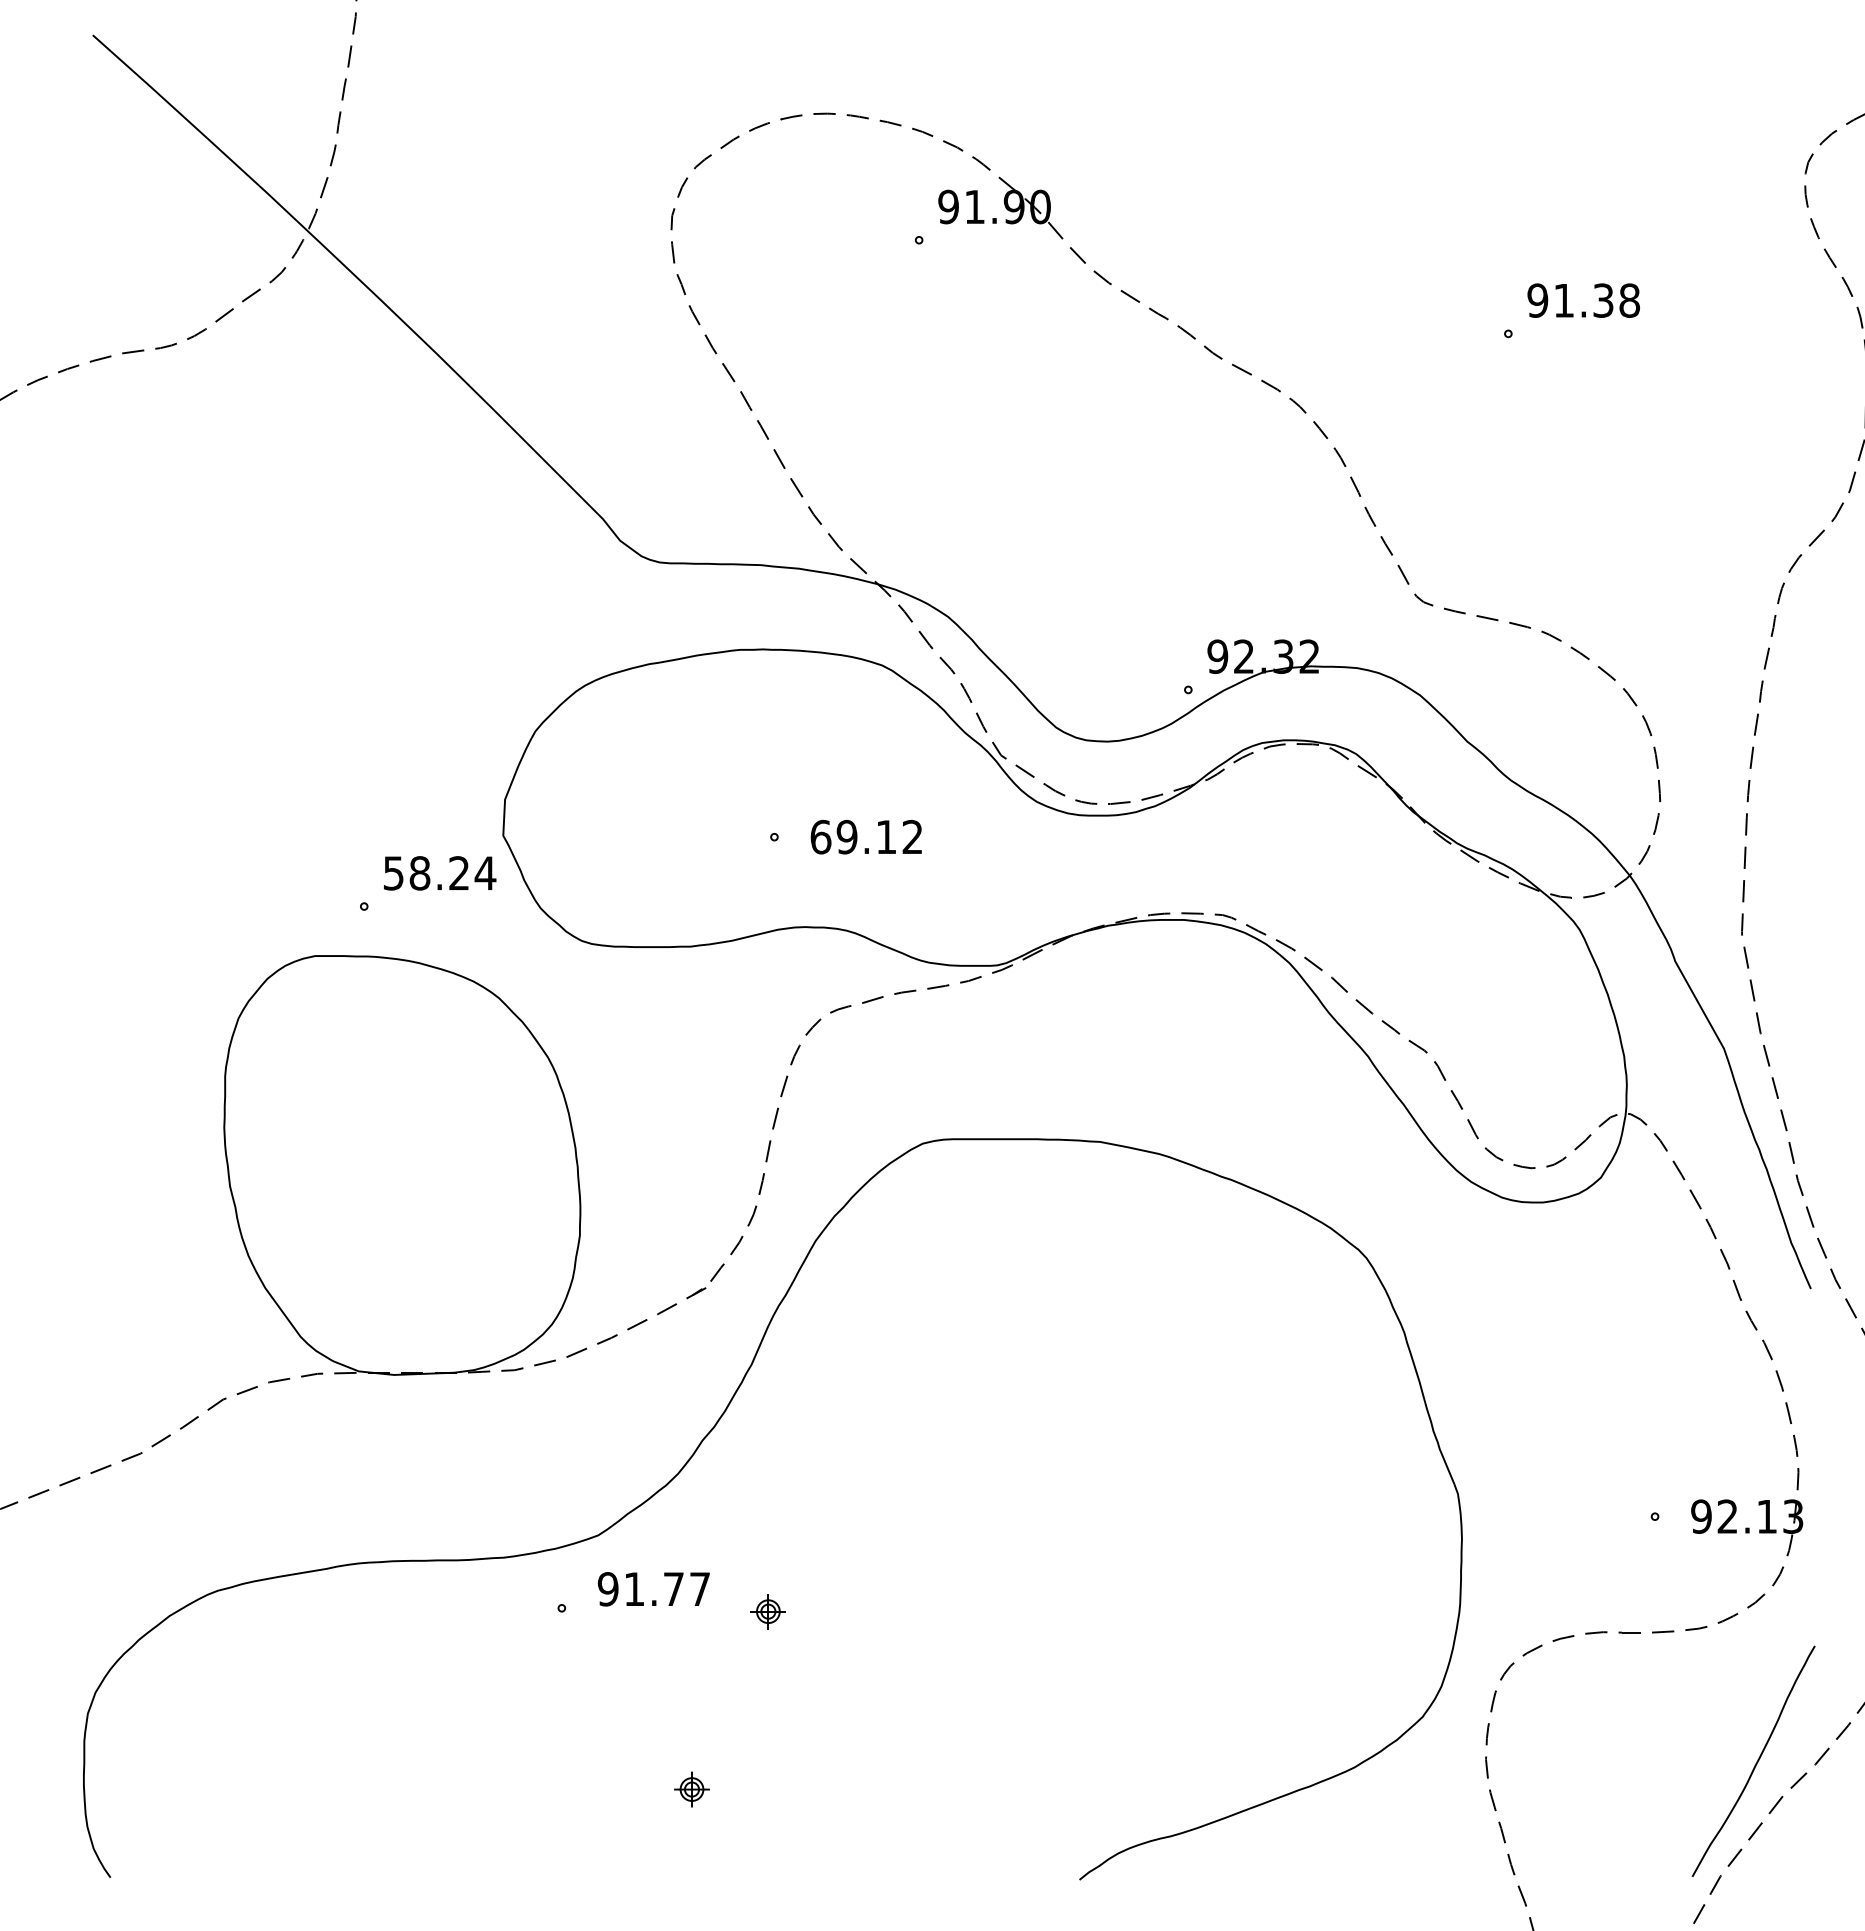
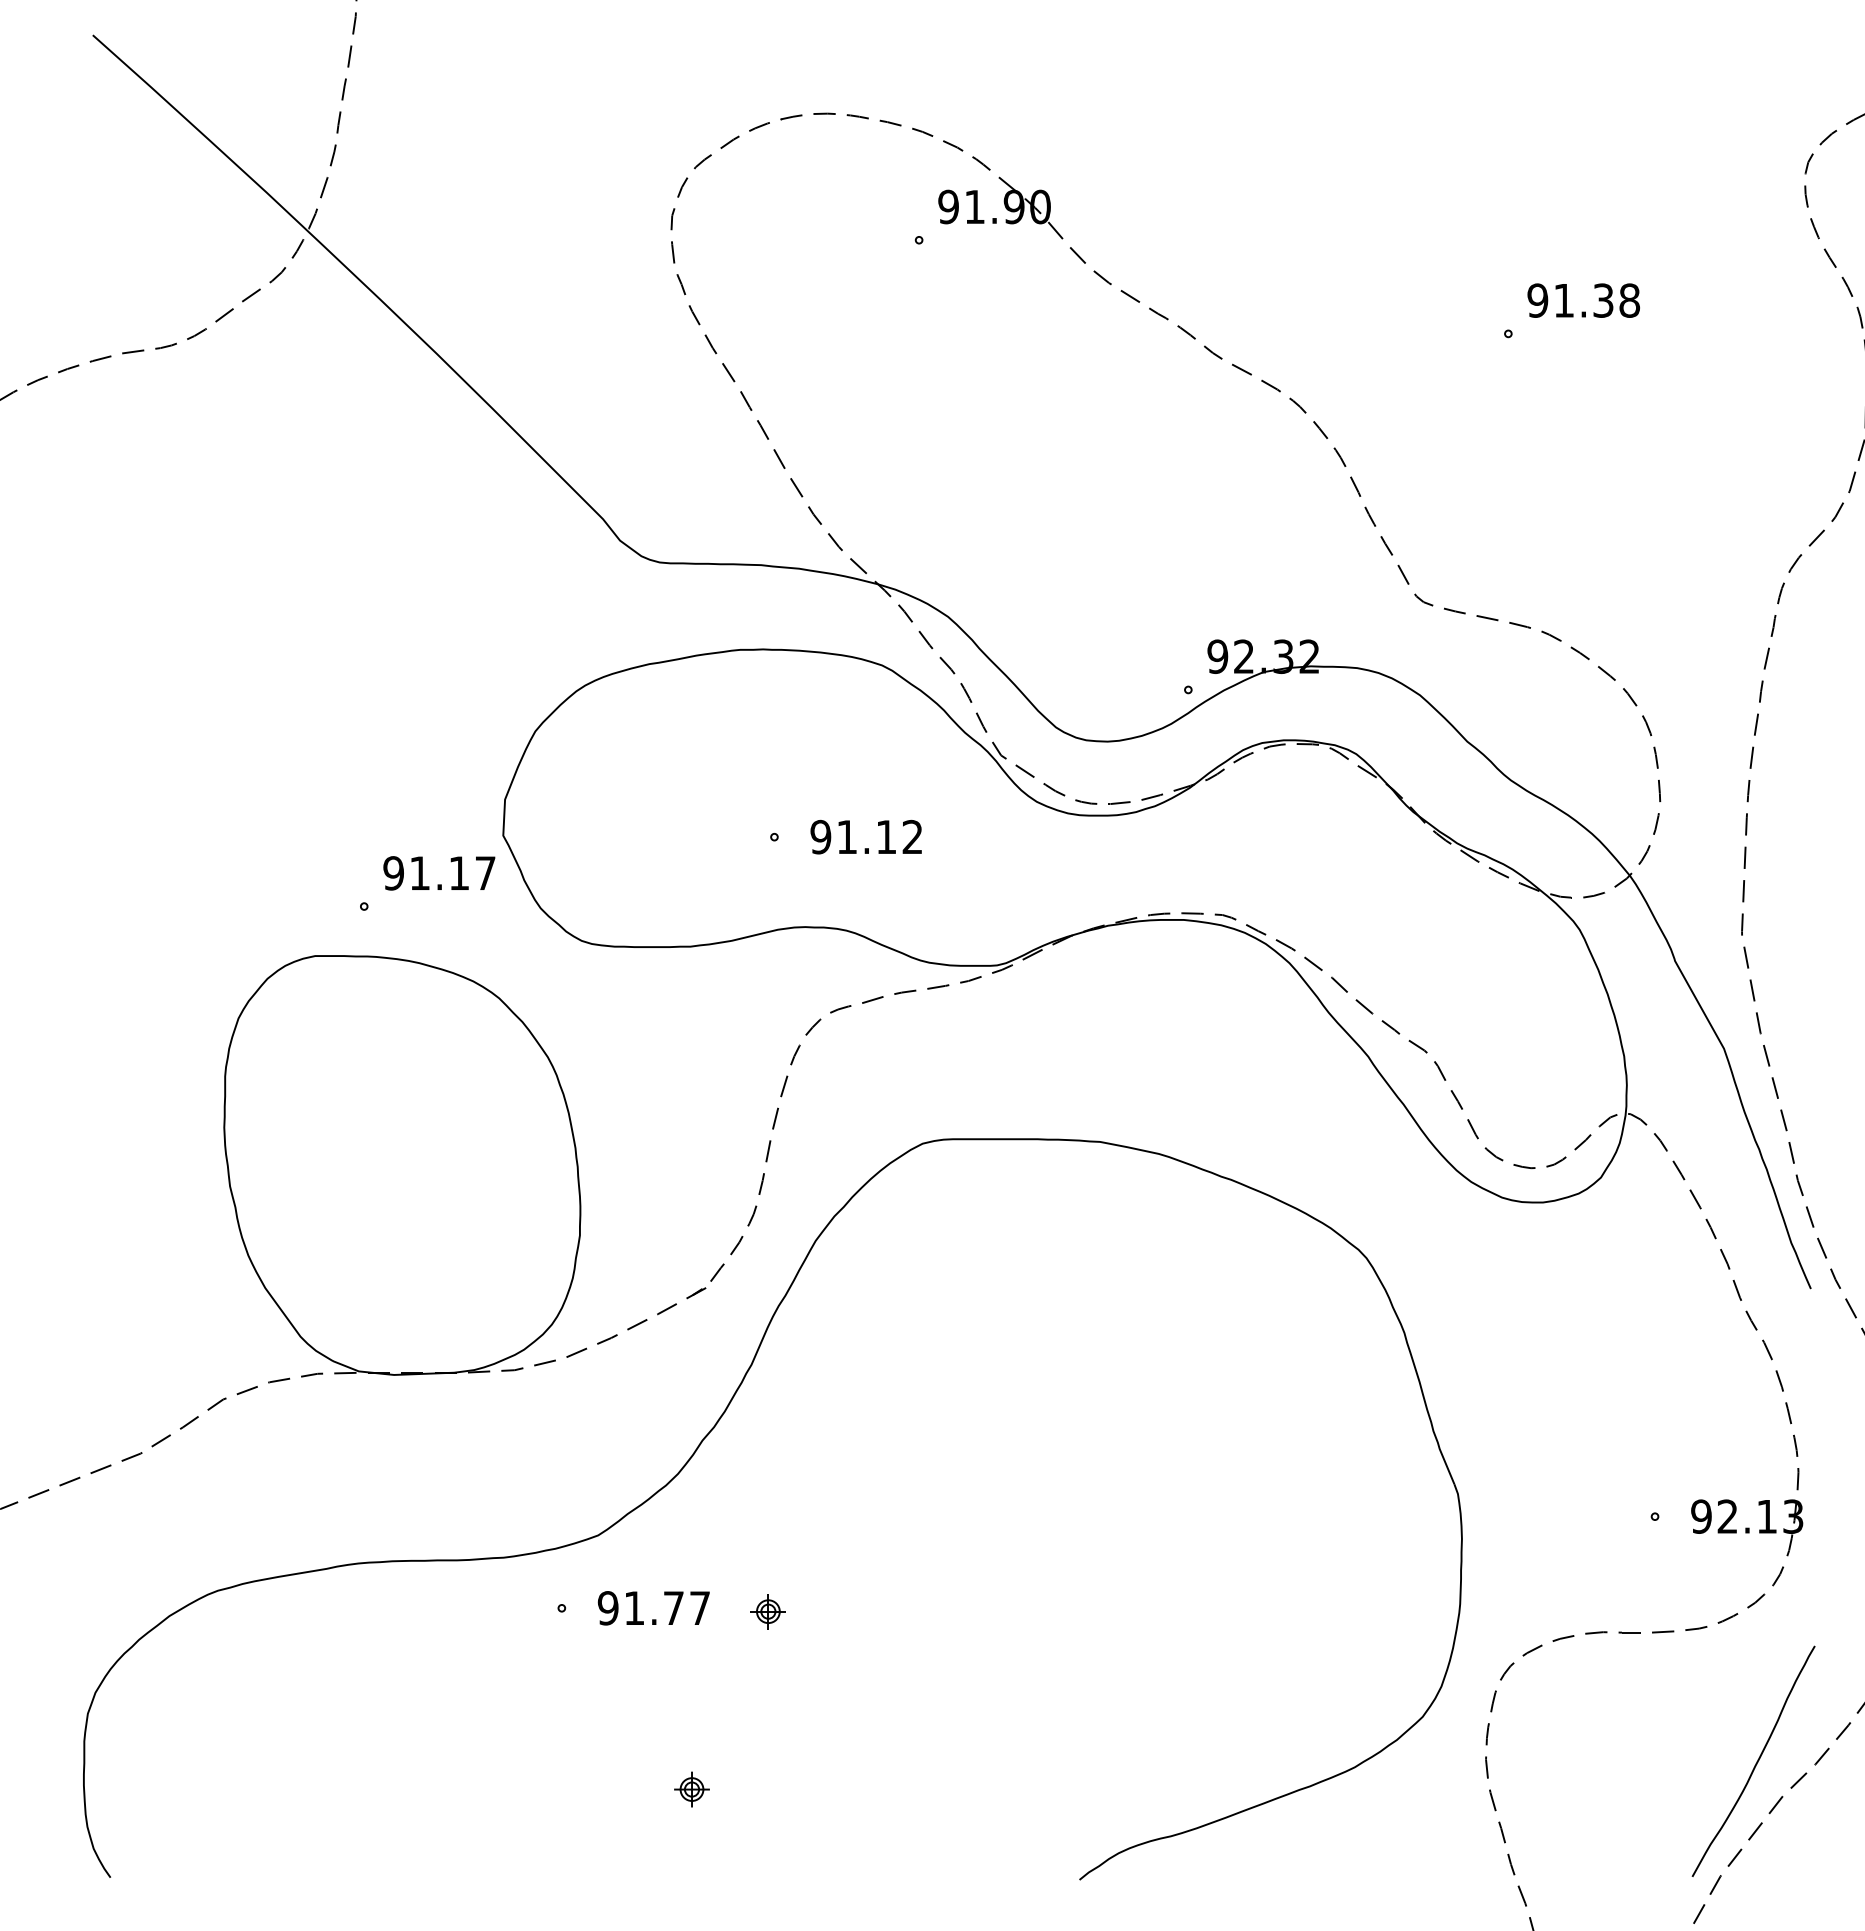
text: 69.12 -> 91.12 (833, 836)
text: 58.24 -> 91.17 (439, 873)
text position: (653, 1589) -> (653, 1608) (653, 1608)
